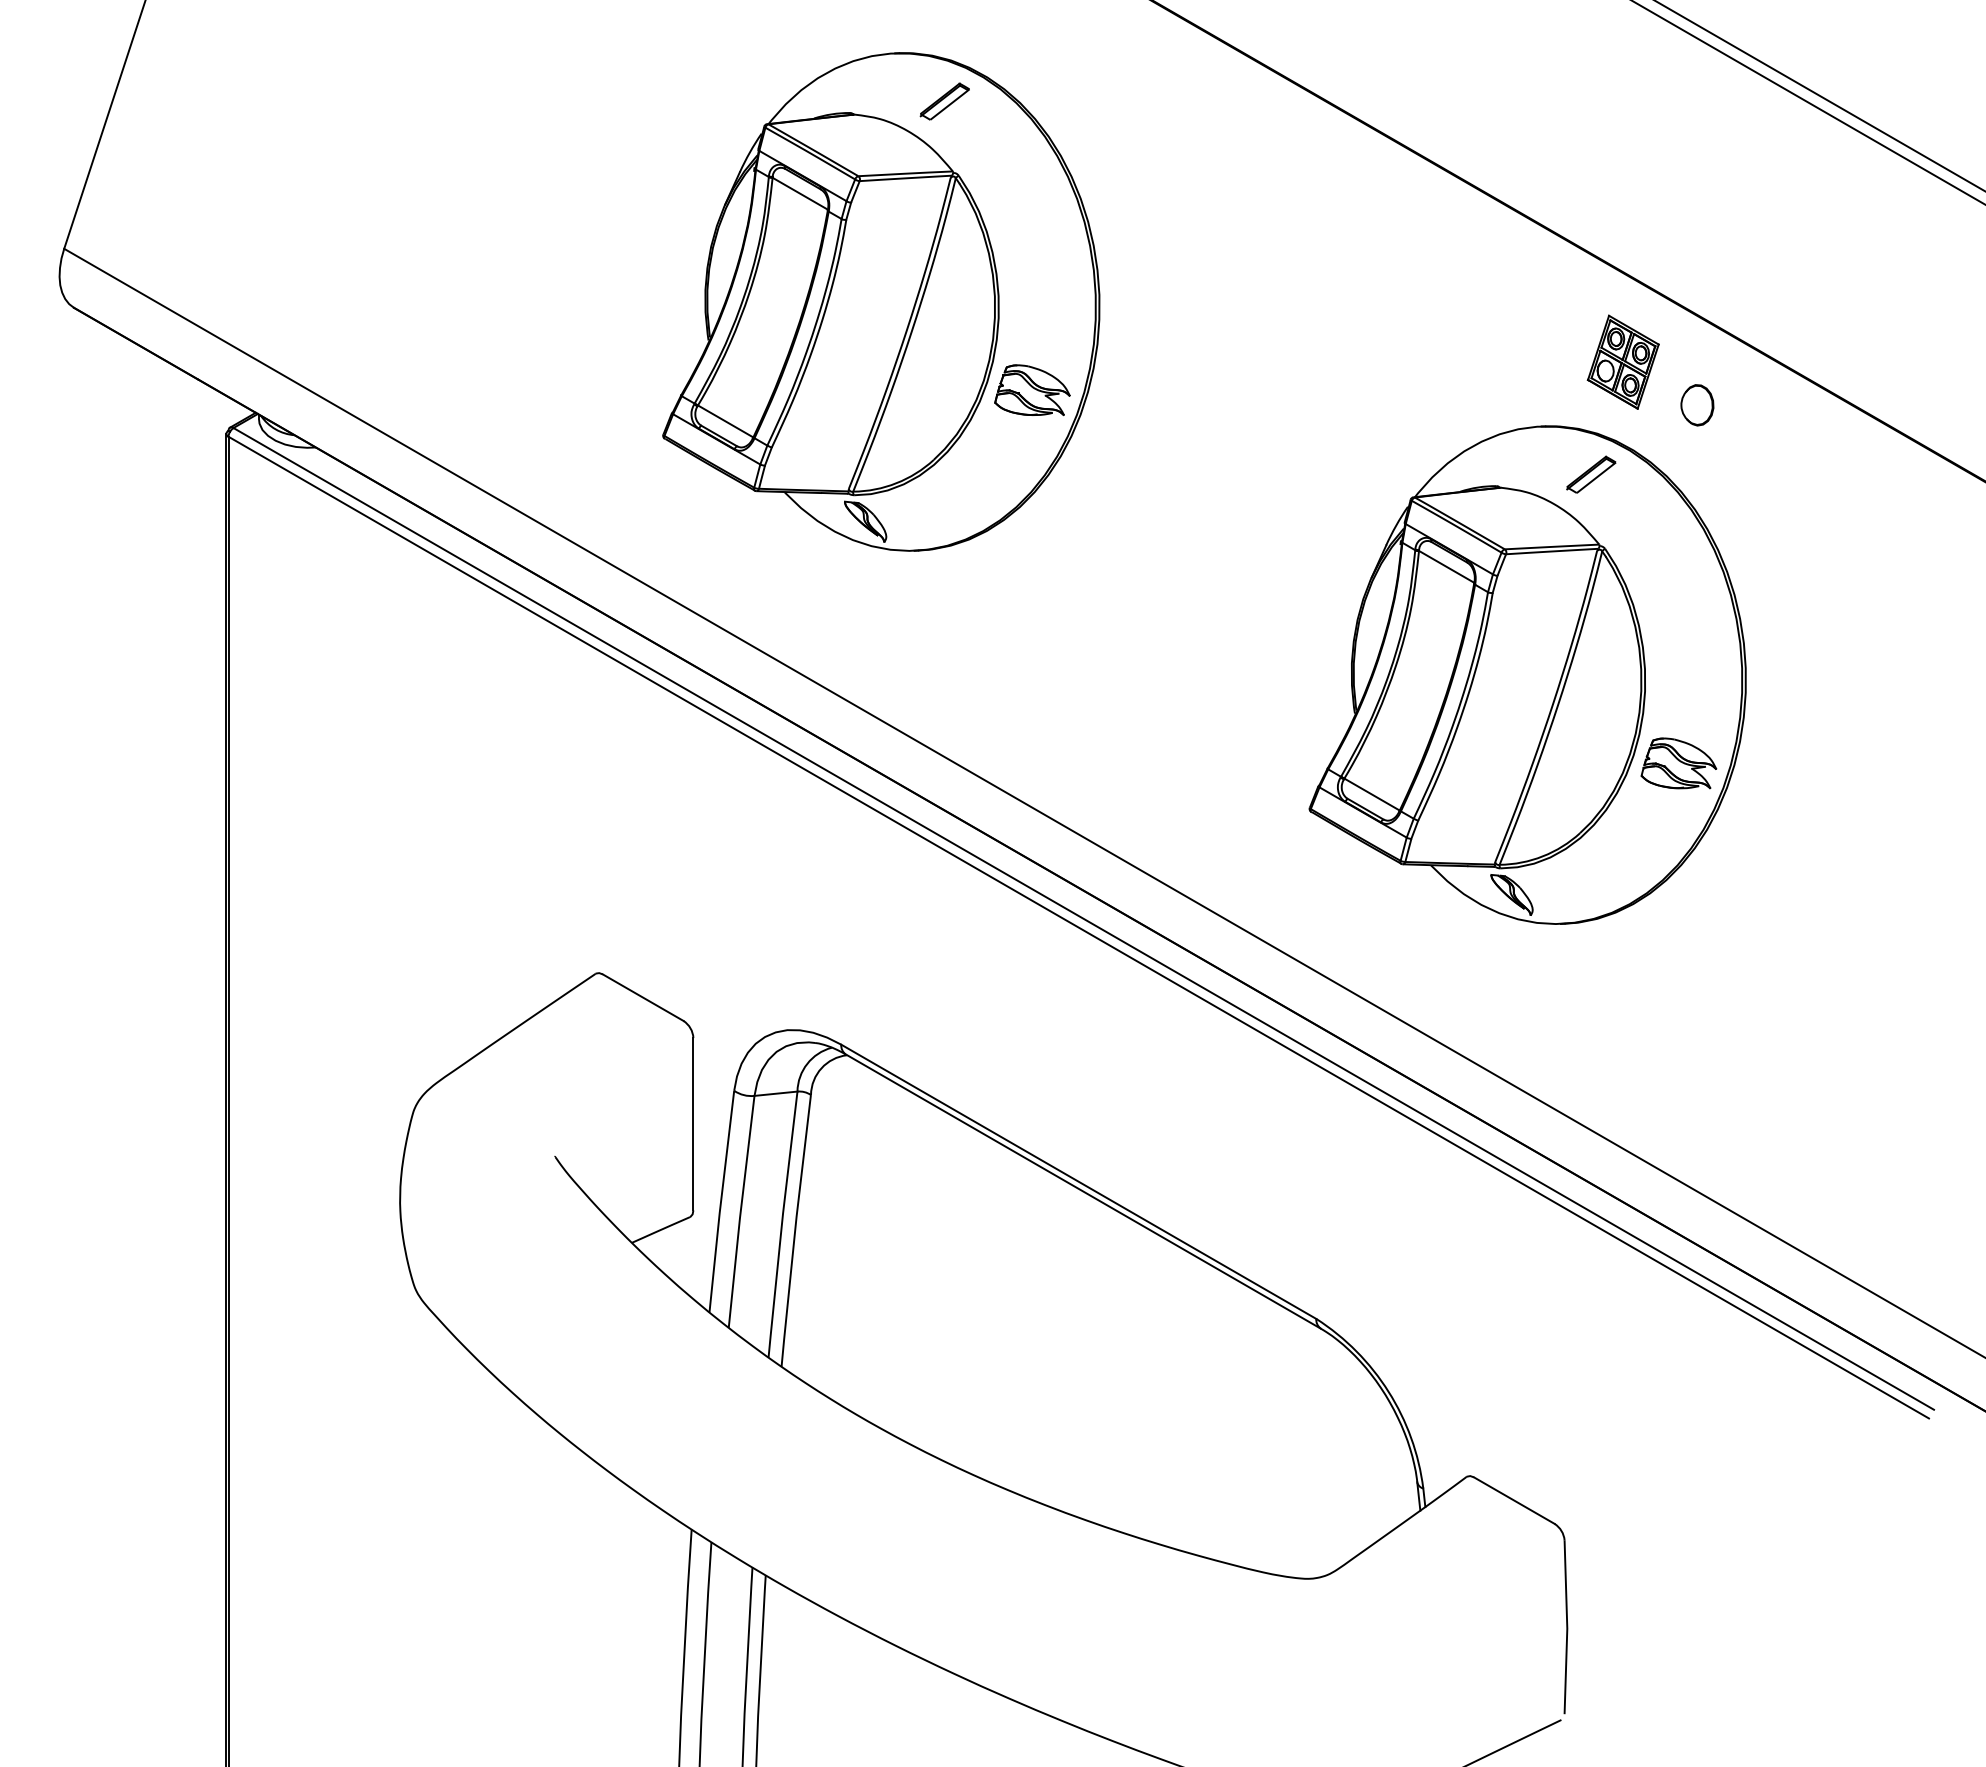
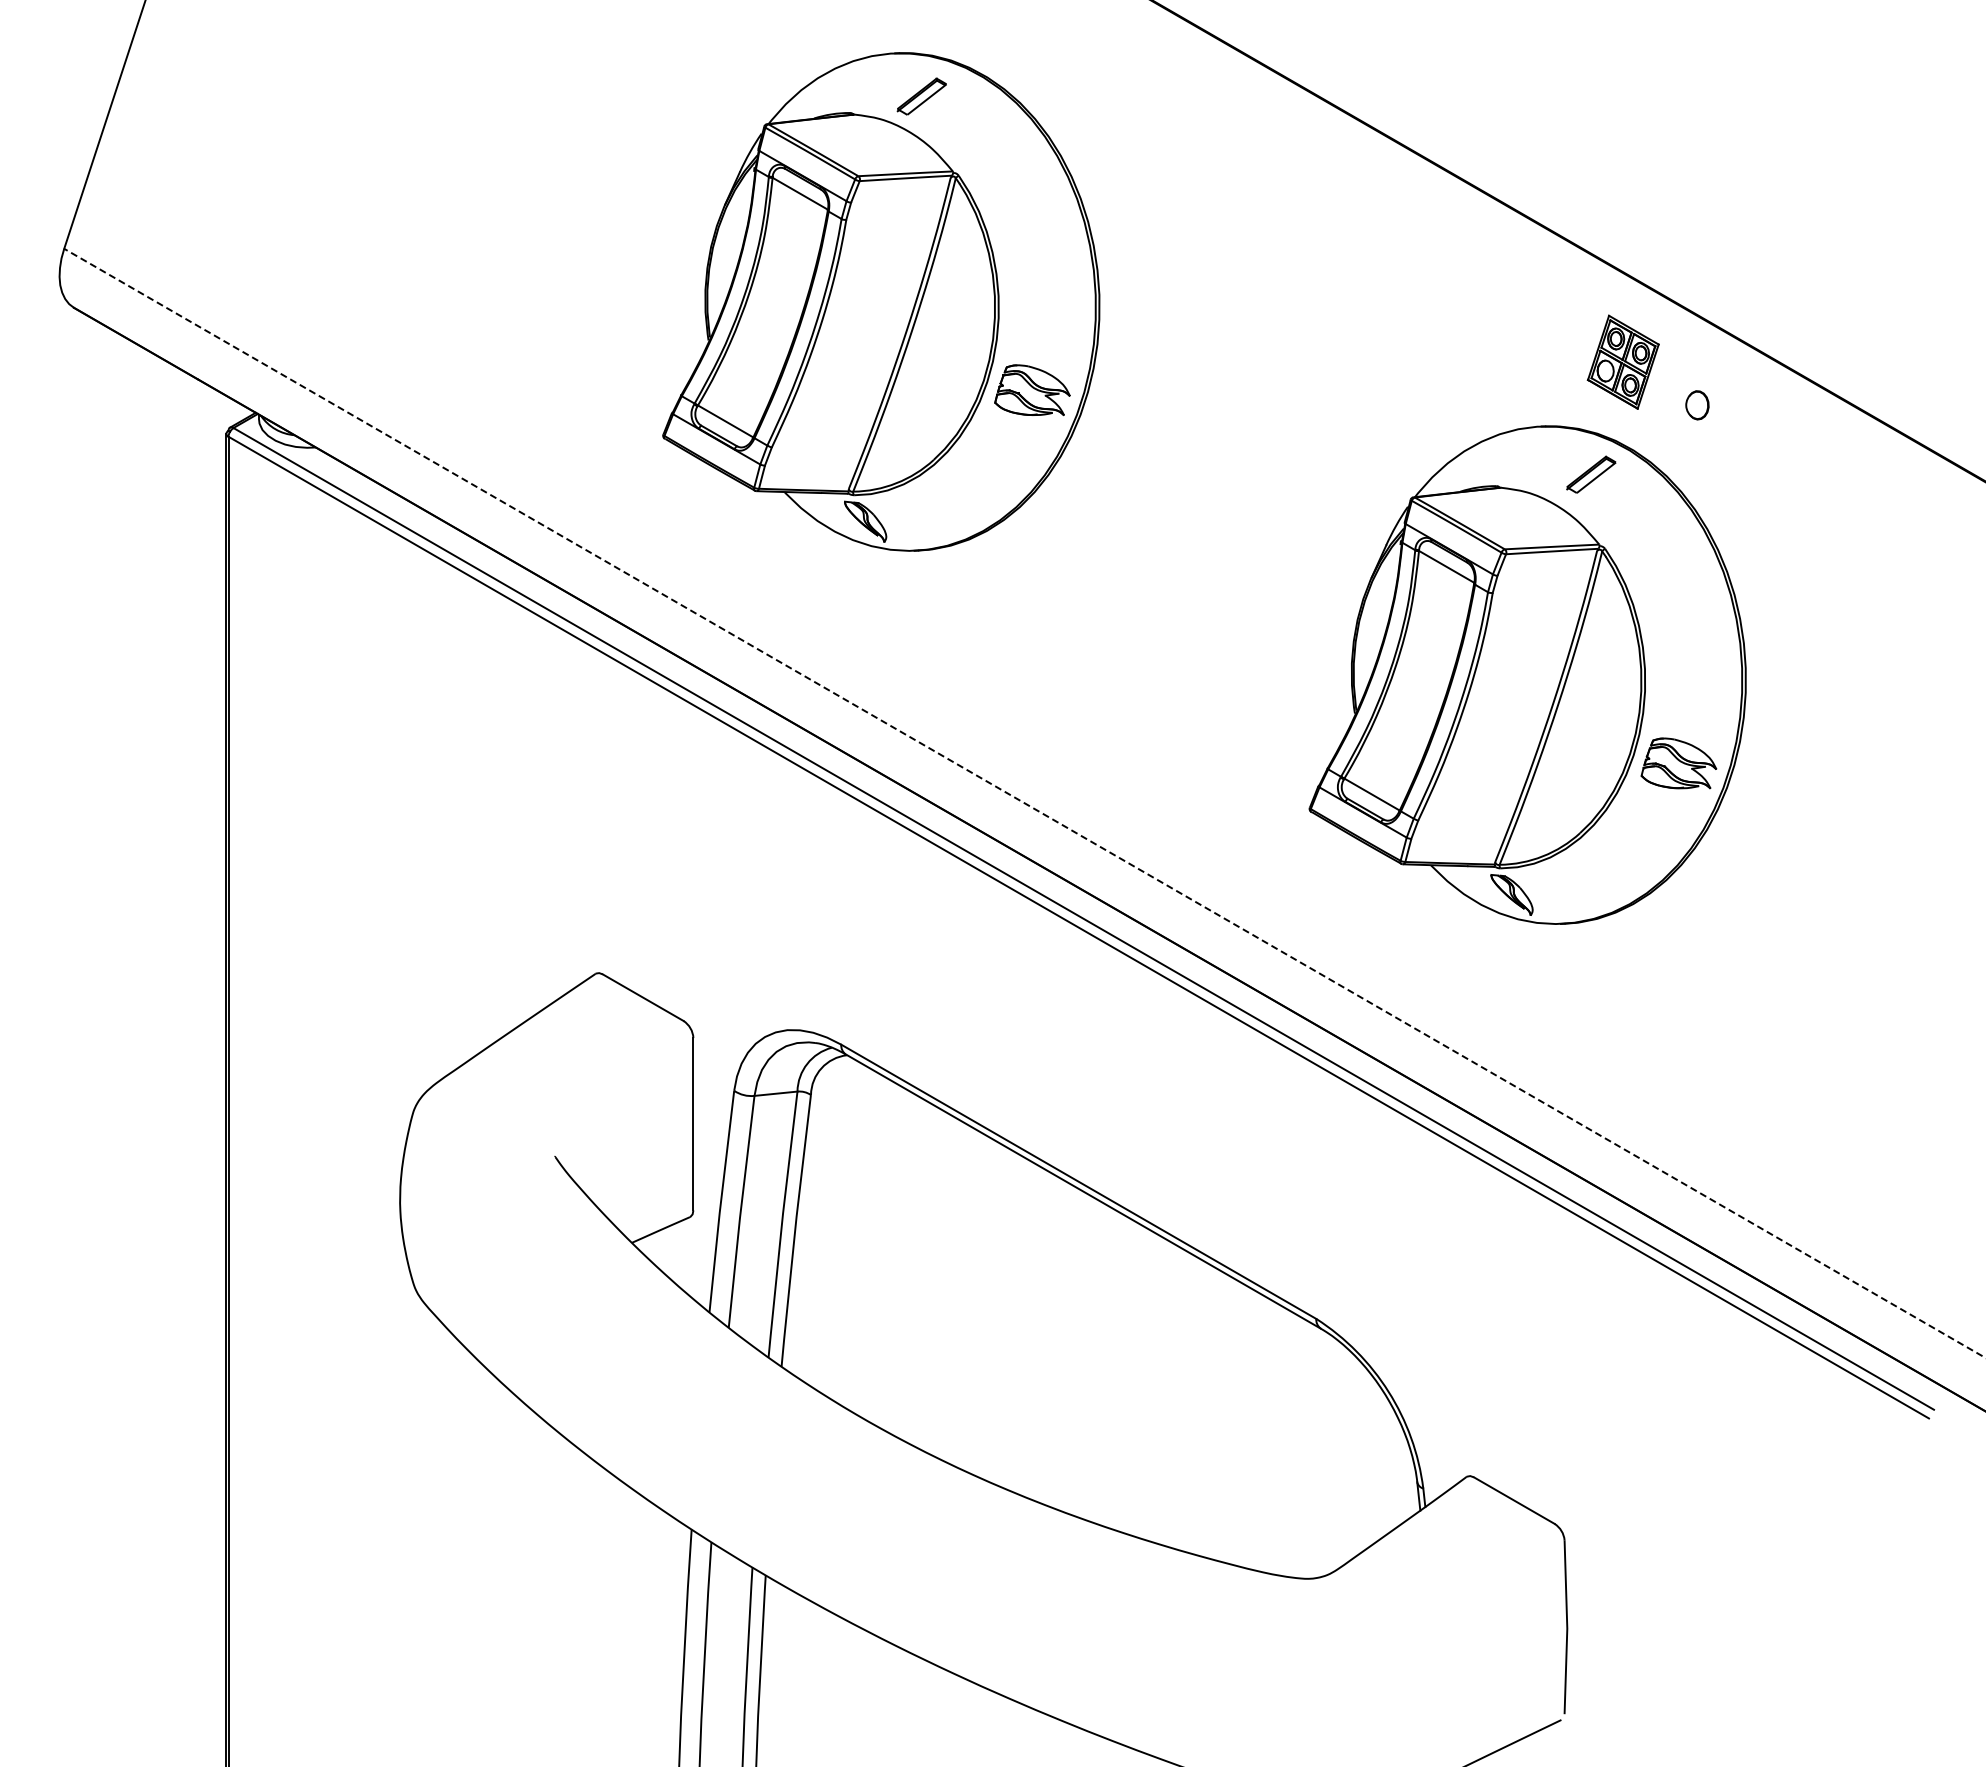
line: present -> none (1819, 95)
part position: (944, 101) -> (921, 96) (921, 96)
line: present -> none (1808, 102)
part size: 35x43 px -> 25x31 px (1697, 405)
line: solid -> dashed (1024, 803)
